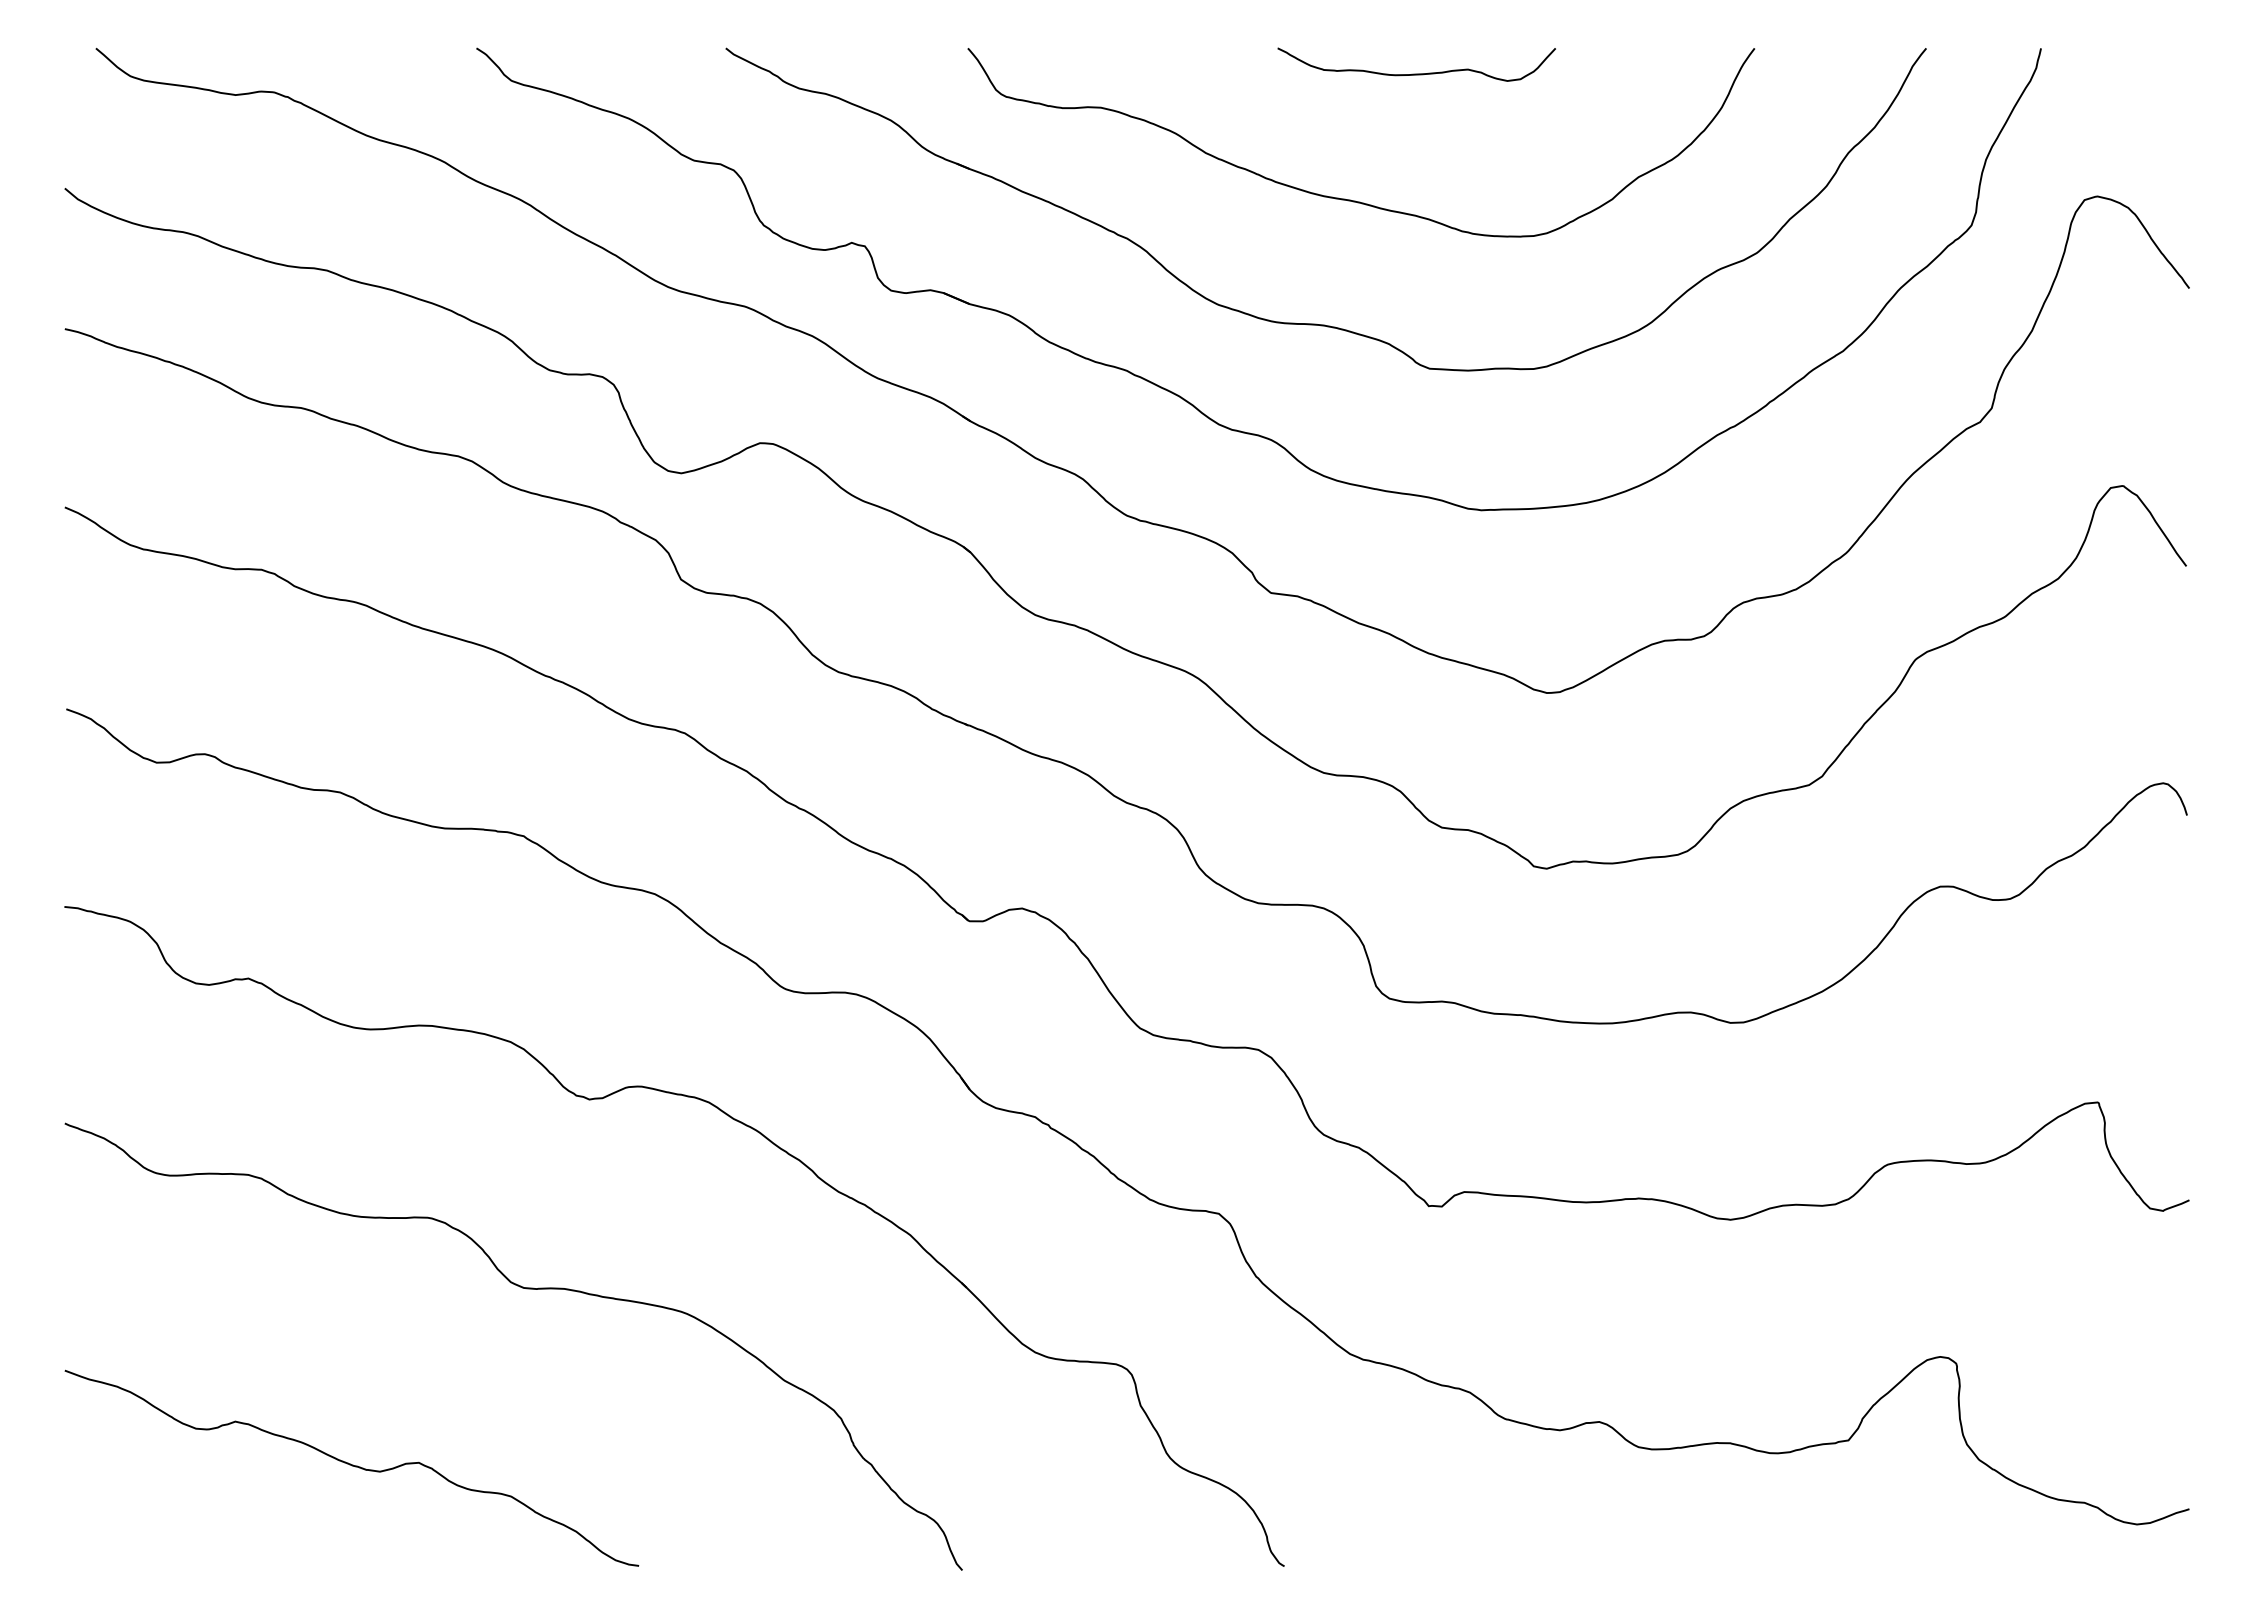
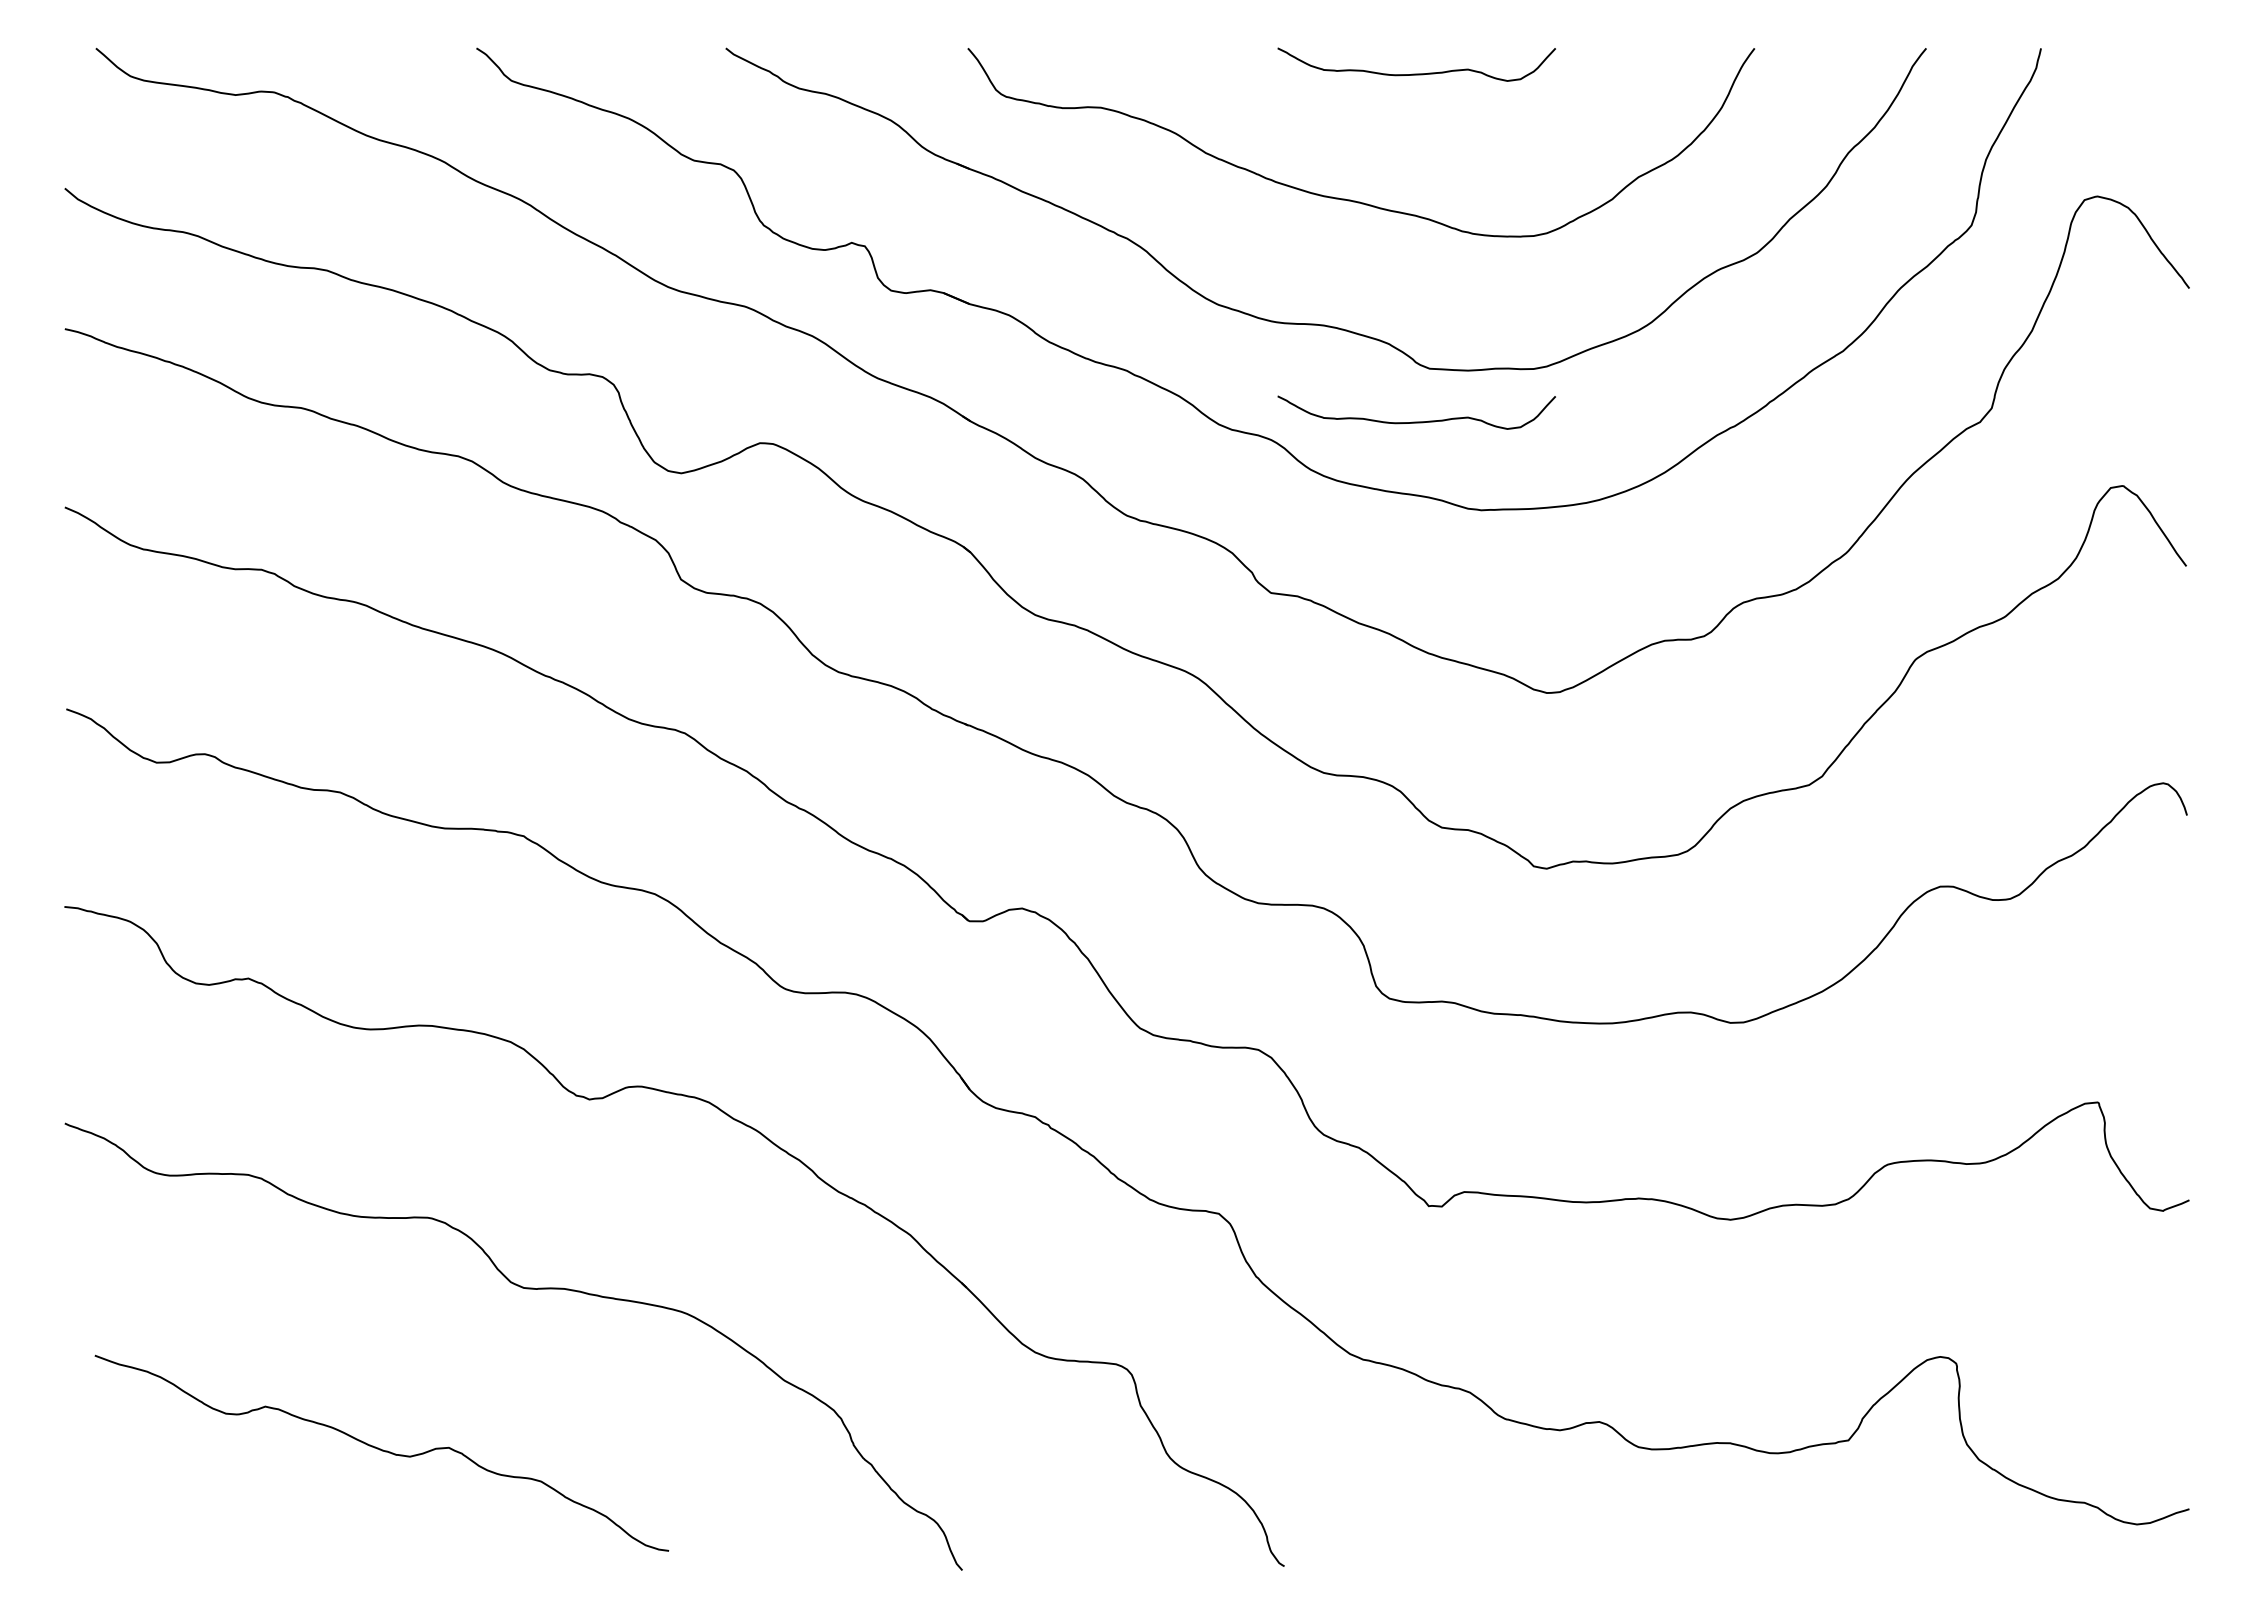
curve: none -> present (1416, 421)
curve position: (352, 1466) -> (382, 1451) (382, 1451)
